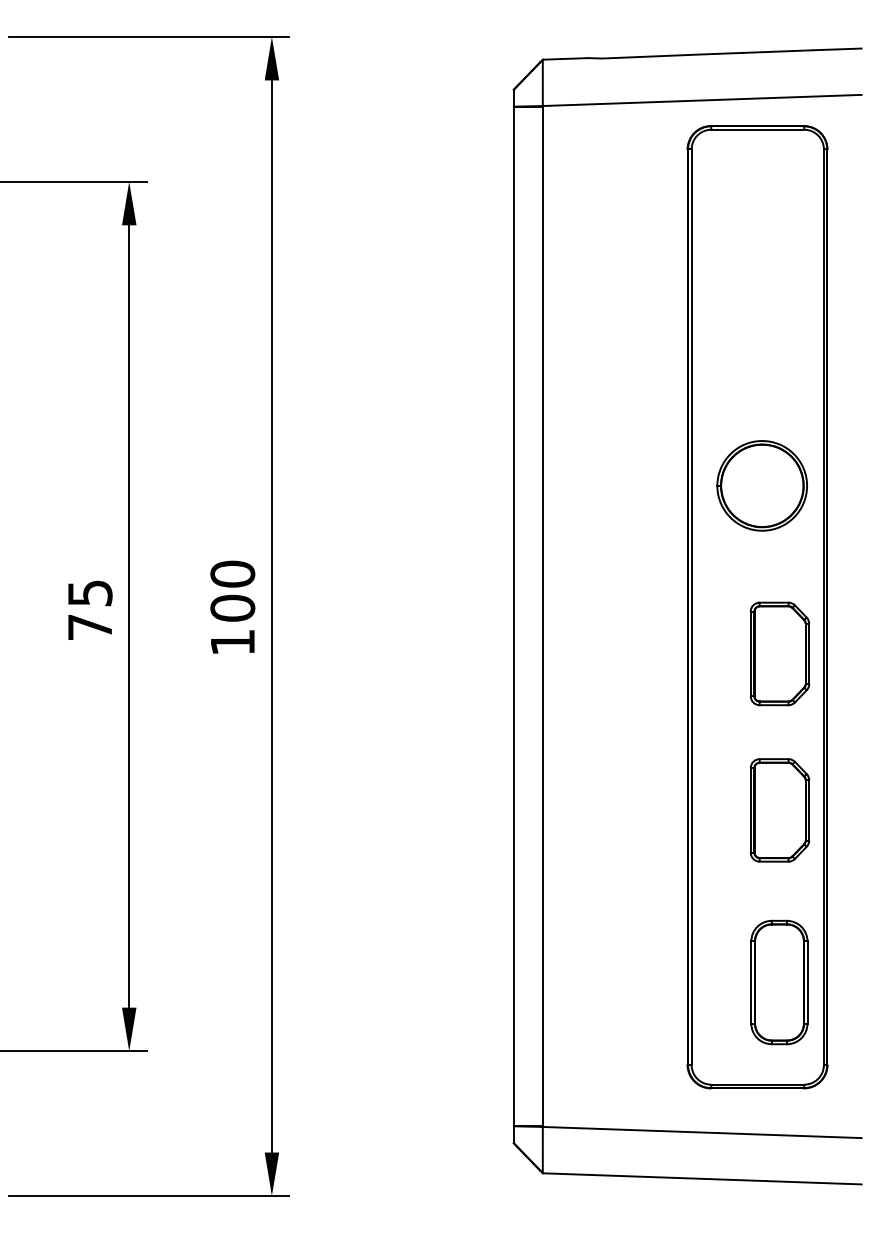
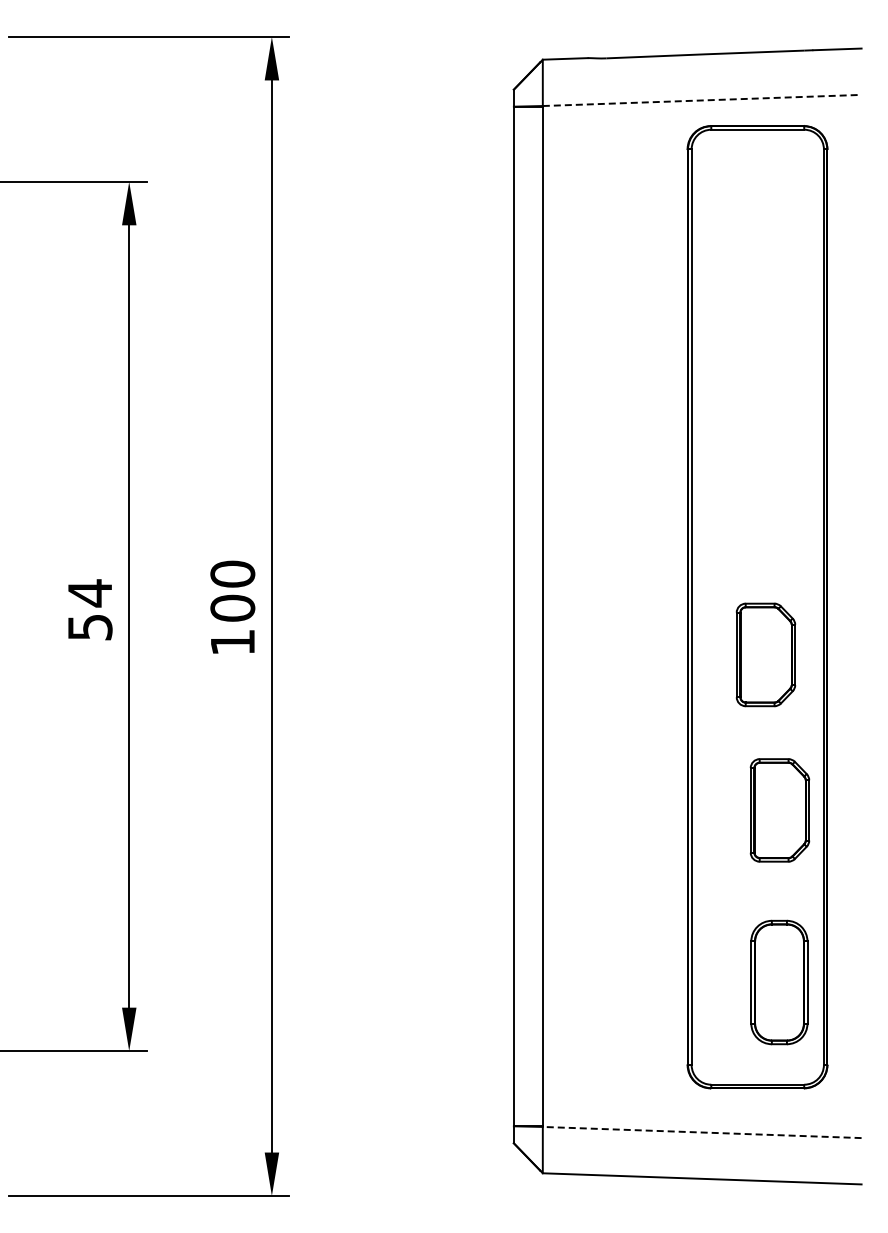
line: solid -> dashed (702, 100)
part: present -> none (761, 485)
text: 75 -> 54 (90, 609)
part position: (779, 653) -> (765, 654) (765, 654)
line: solid -> dashed (701, 1132)
